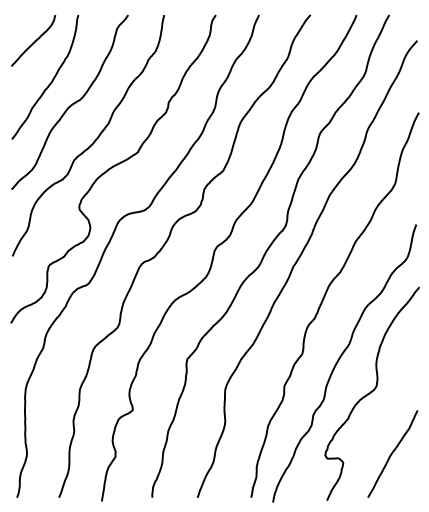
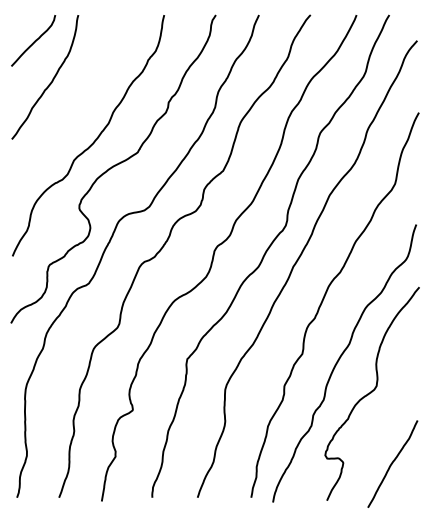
curve: present -> none (70, 104)
curve position: (392, 453) -> (392, 463) (392, 463)
